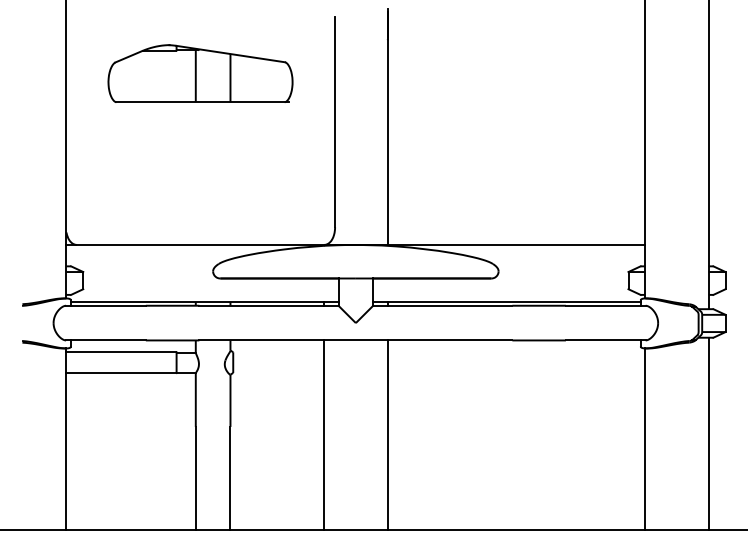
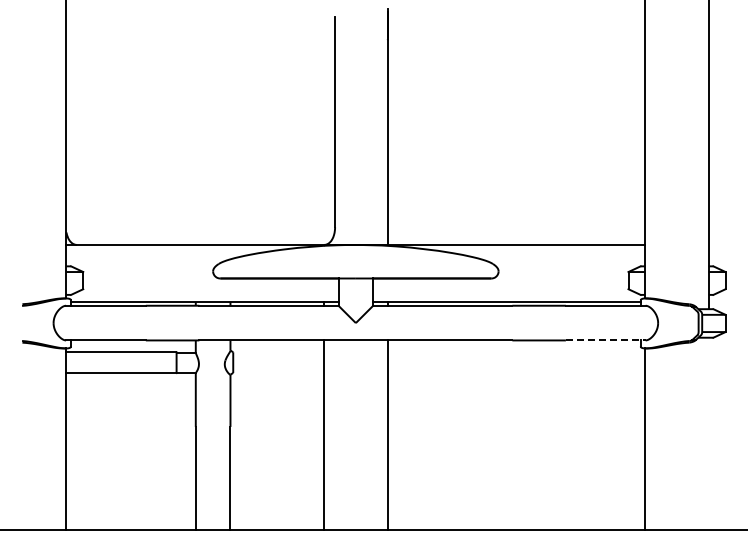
part: present -> none (200, 73)
line: solid -> dashed (605, 340)
line: present -> none (708, 433)
